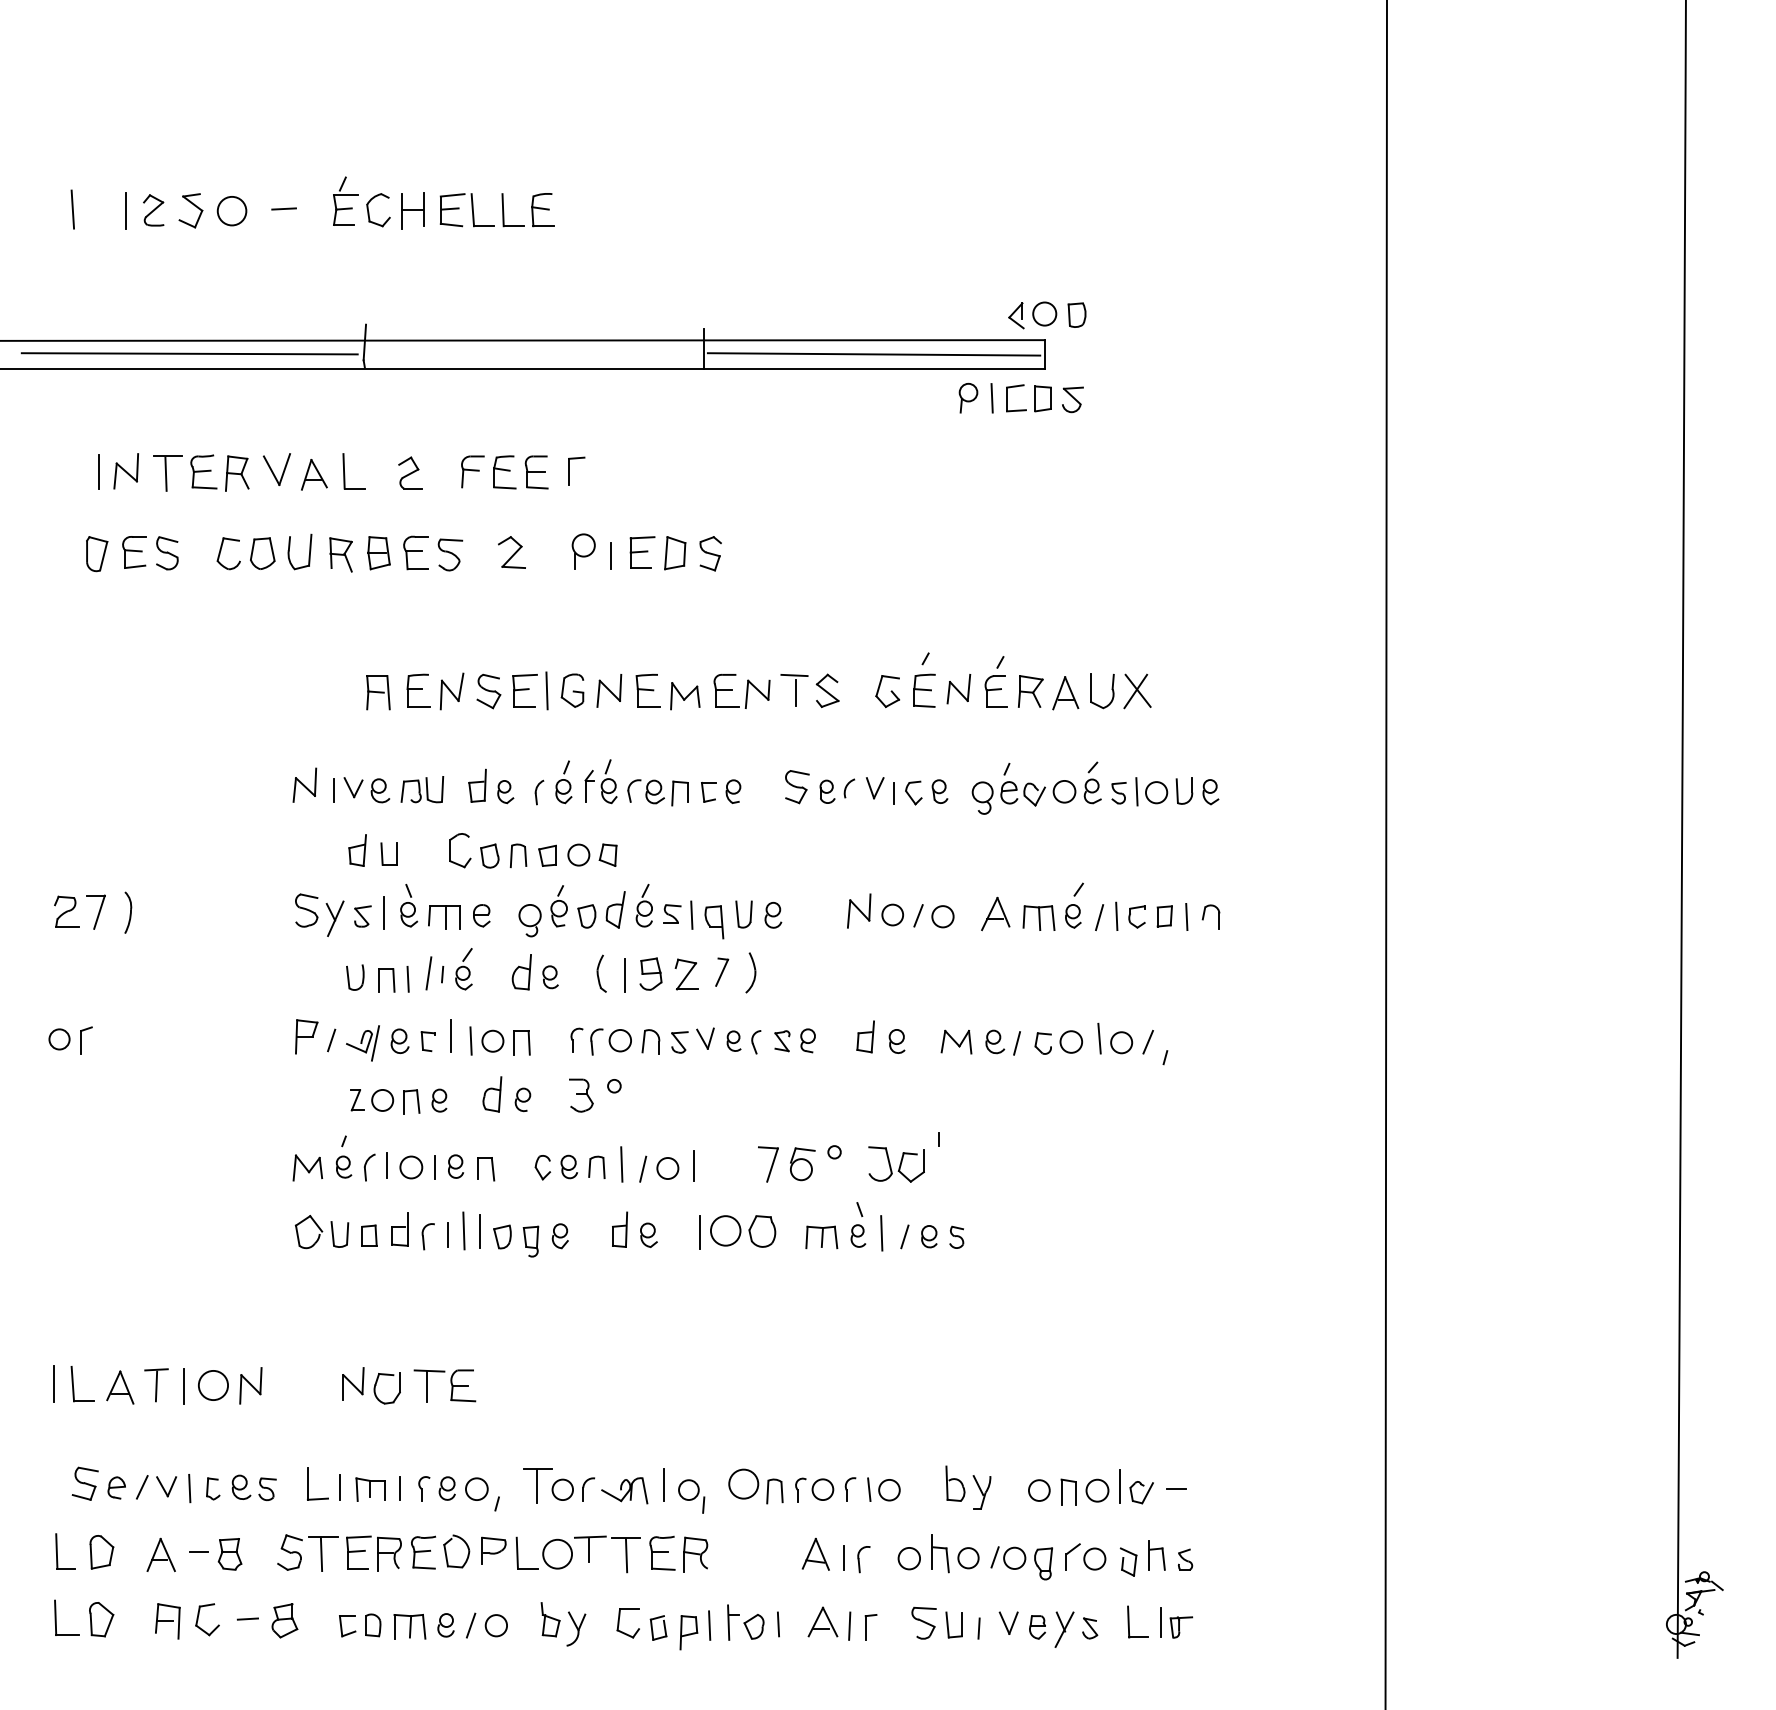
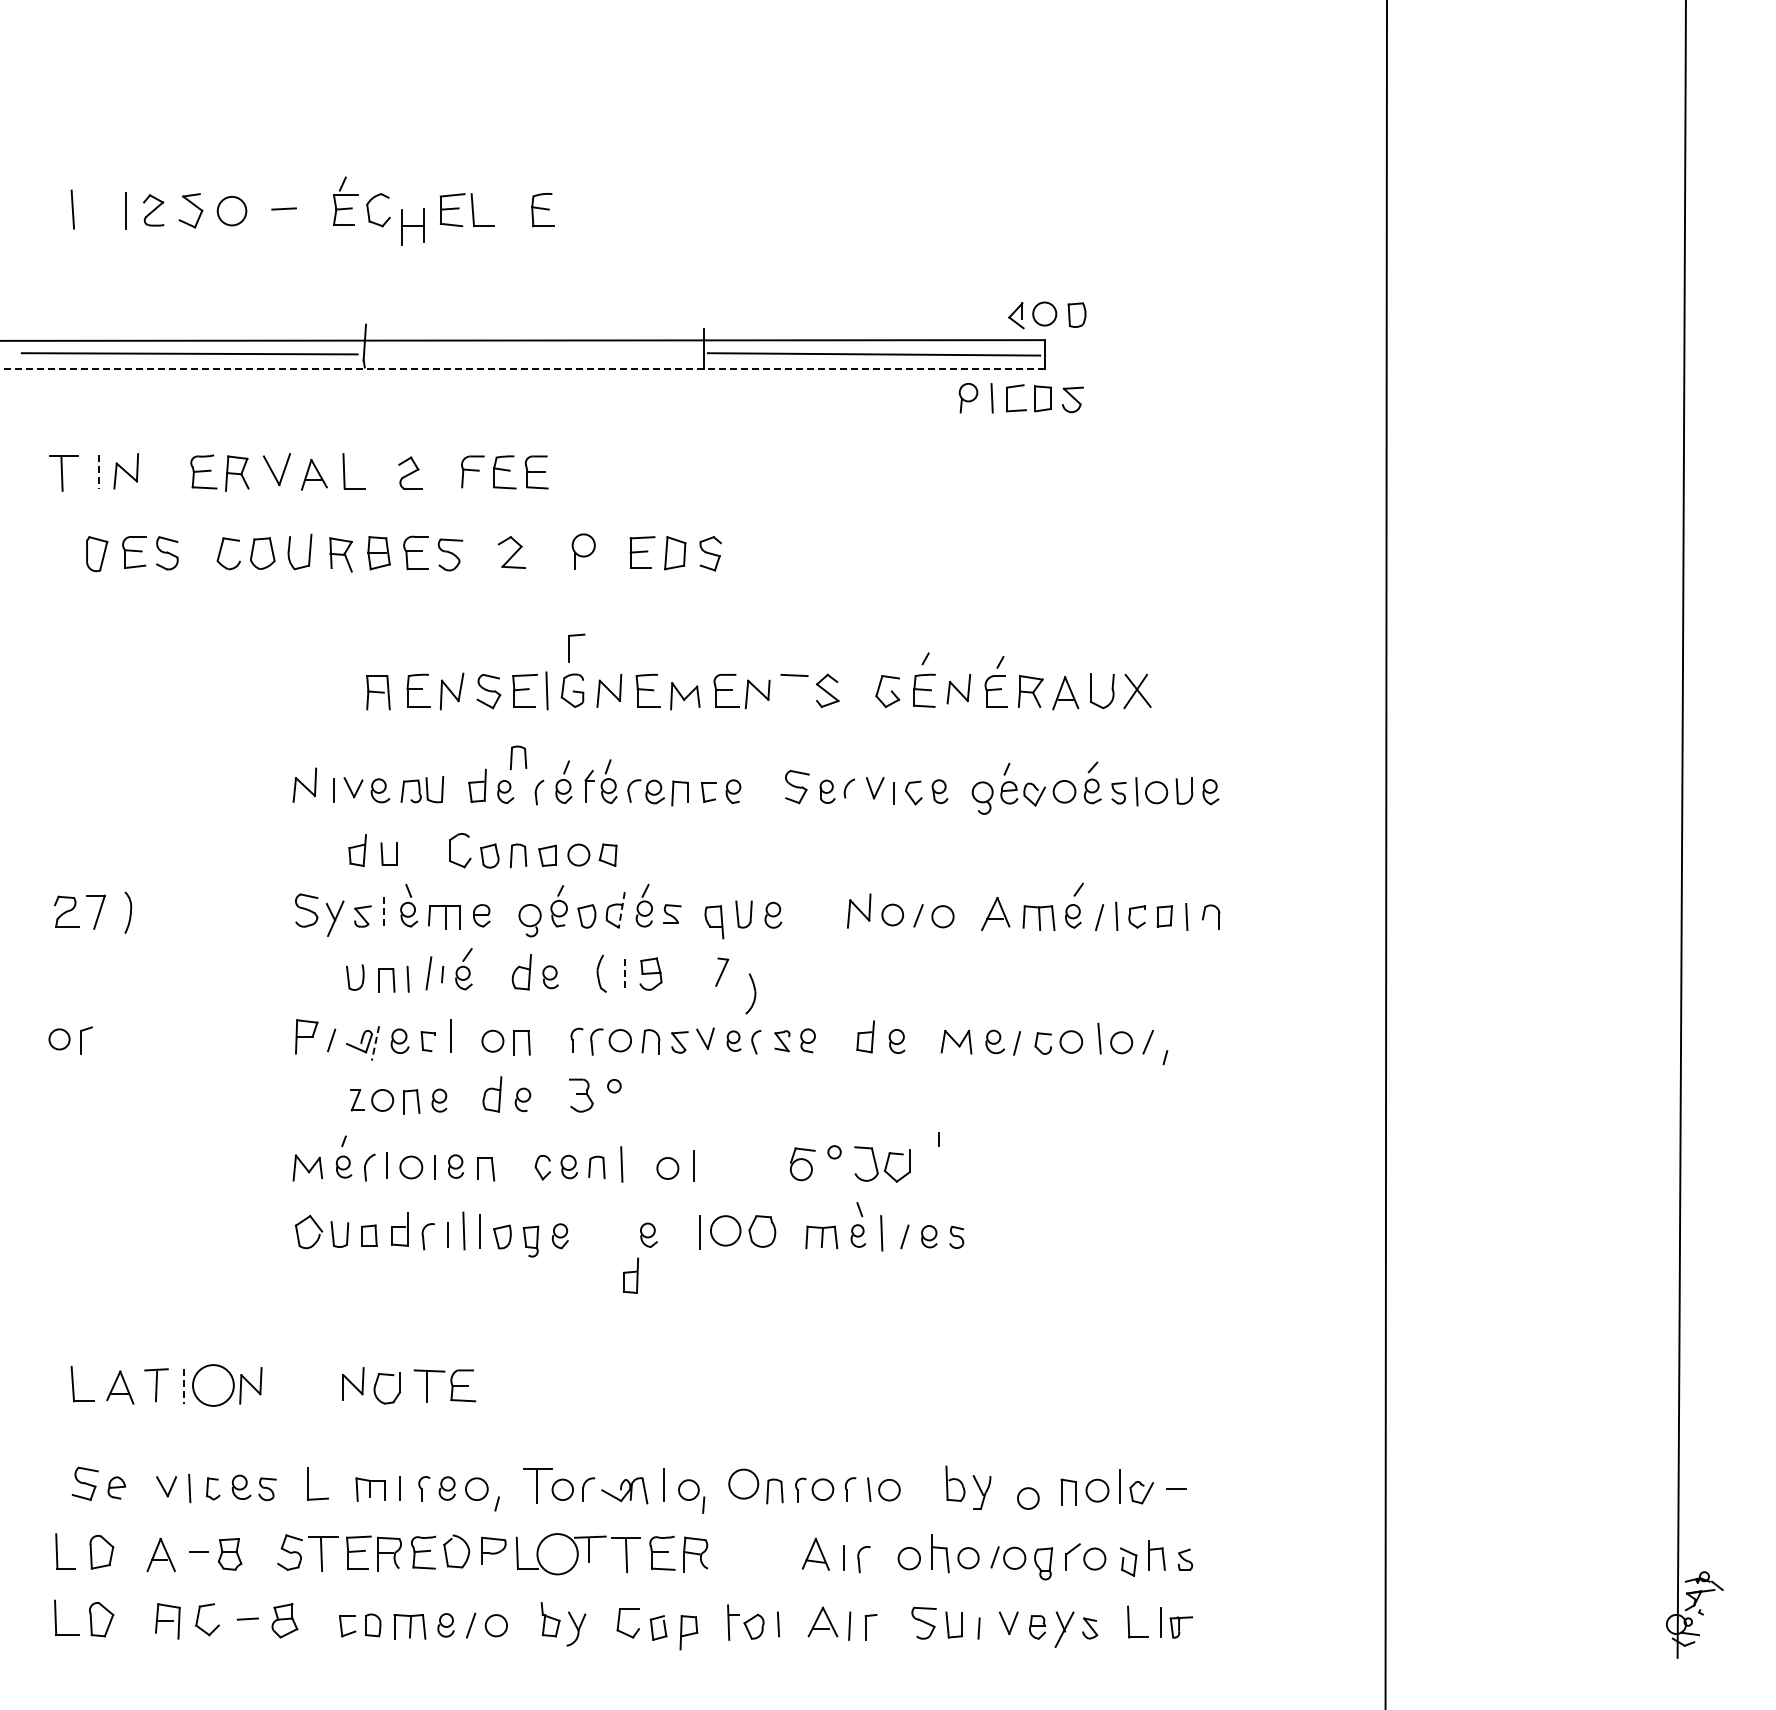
part position: (412, 210) -> (412, 226) (412, 226)
part: present -> none (504, 211)
line: solid -> dashed (522, 368)
part position: (569, 470) -> (569, 647) (569, 647)
line: solid -> dashed (98, 471)
part position: (167, 473) -> (63, 473) (63, 473)
line: present -> none (610, 556)
line: present -> none (795, 692)
part: none -> present (518, 757)
line: solid -> dashed (621, 910)
line: solid -> dashed (383, 913)
line: present -> none (691, 914)
part position: (750, 972) -> (750, 993) (750, 993)
part: present -> none (686, 974)
line: solid -> dashed (624, 975)
line: present -> none (470, 1040)
line: solid -> dashed (375, 1043)
part: present -> none (768, 1164)
part position: (896, 1164) -> (882, 1164) (882, 1164)
line: present -> none (643, 1168)
part position: (620, 1229) -> (631, 1275) (631, 1275)
line: present -> none (53, 1383)
circle diameter: 29 px -> 41 px (213, 1385)
line: solid -> dashed (184, 1386)
line: present -> none (339, 1486)
line: present -> none (141, 1487)
circle position: (1039, 1490) -> (1028, 1498) (1028, 1498)
circle diameter: 29 px -> 40 px (557, 1554)
line: present -> none (709, 1625)
